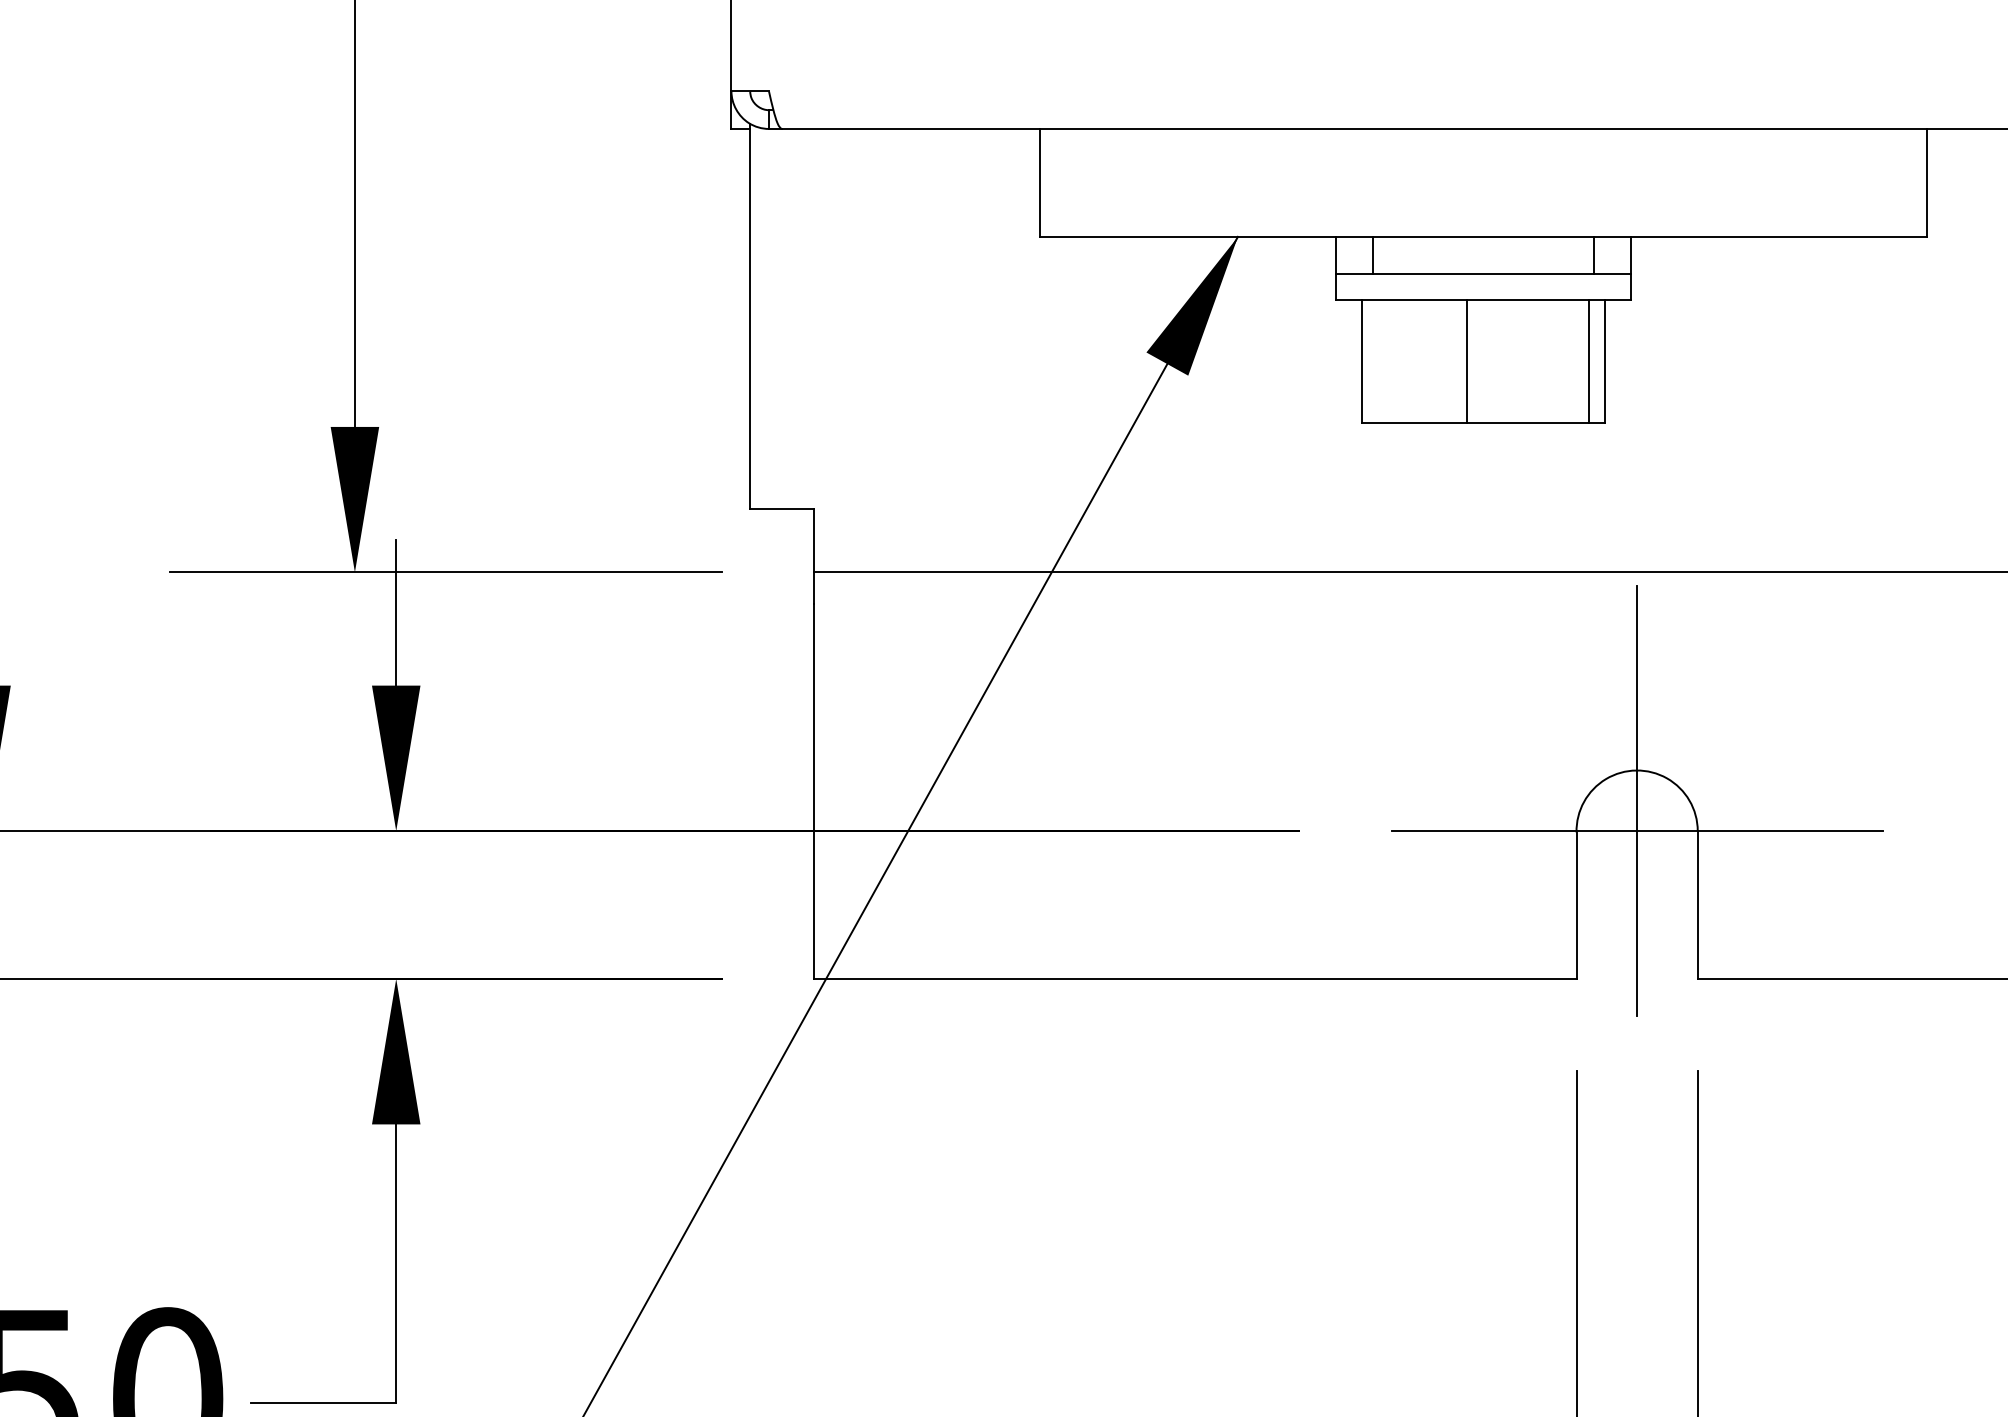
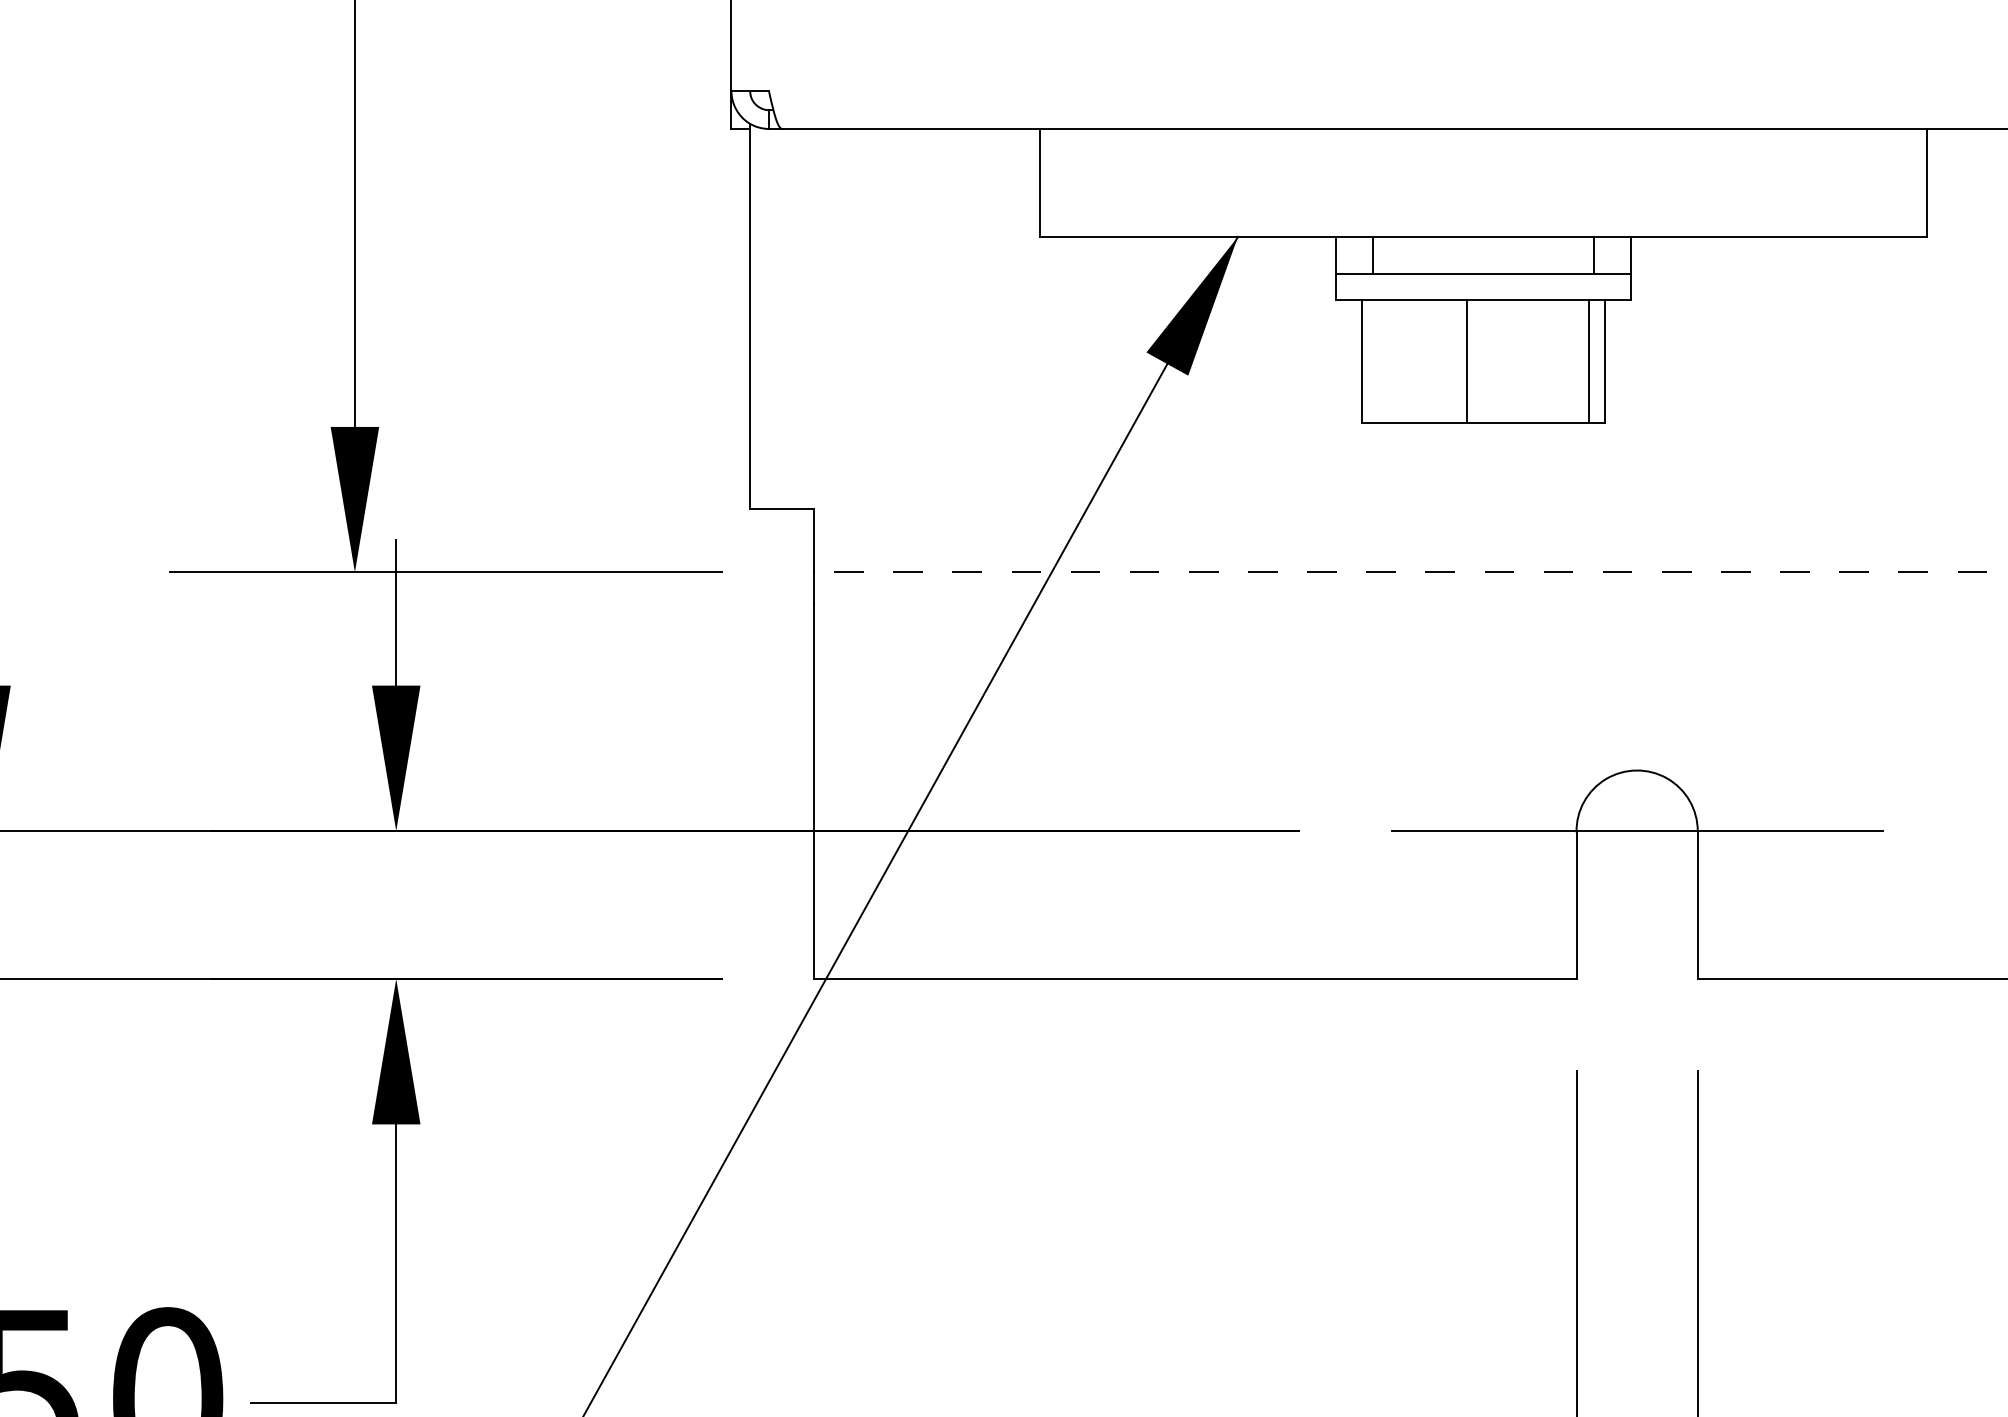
line: solid -> dashed (1410, 572)
line: present -> none (1637, 800)
